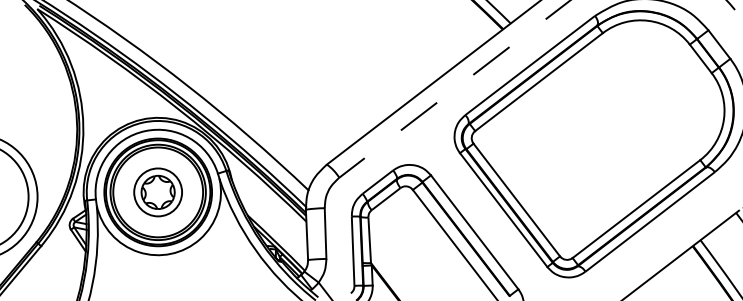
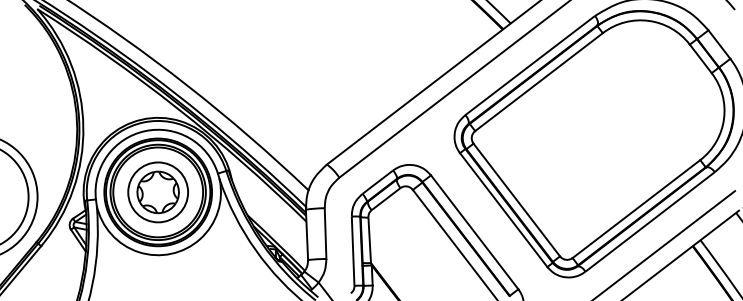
line: dashed -> solid (455, 88)
part size: 50x51 px -> 62x63 px (157, 192)
line: none -> present (665, 244)
